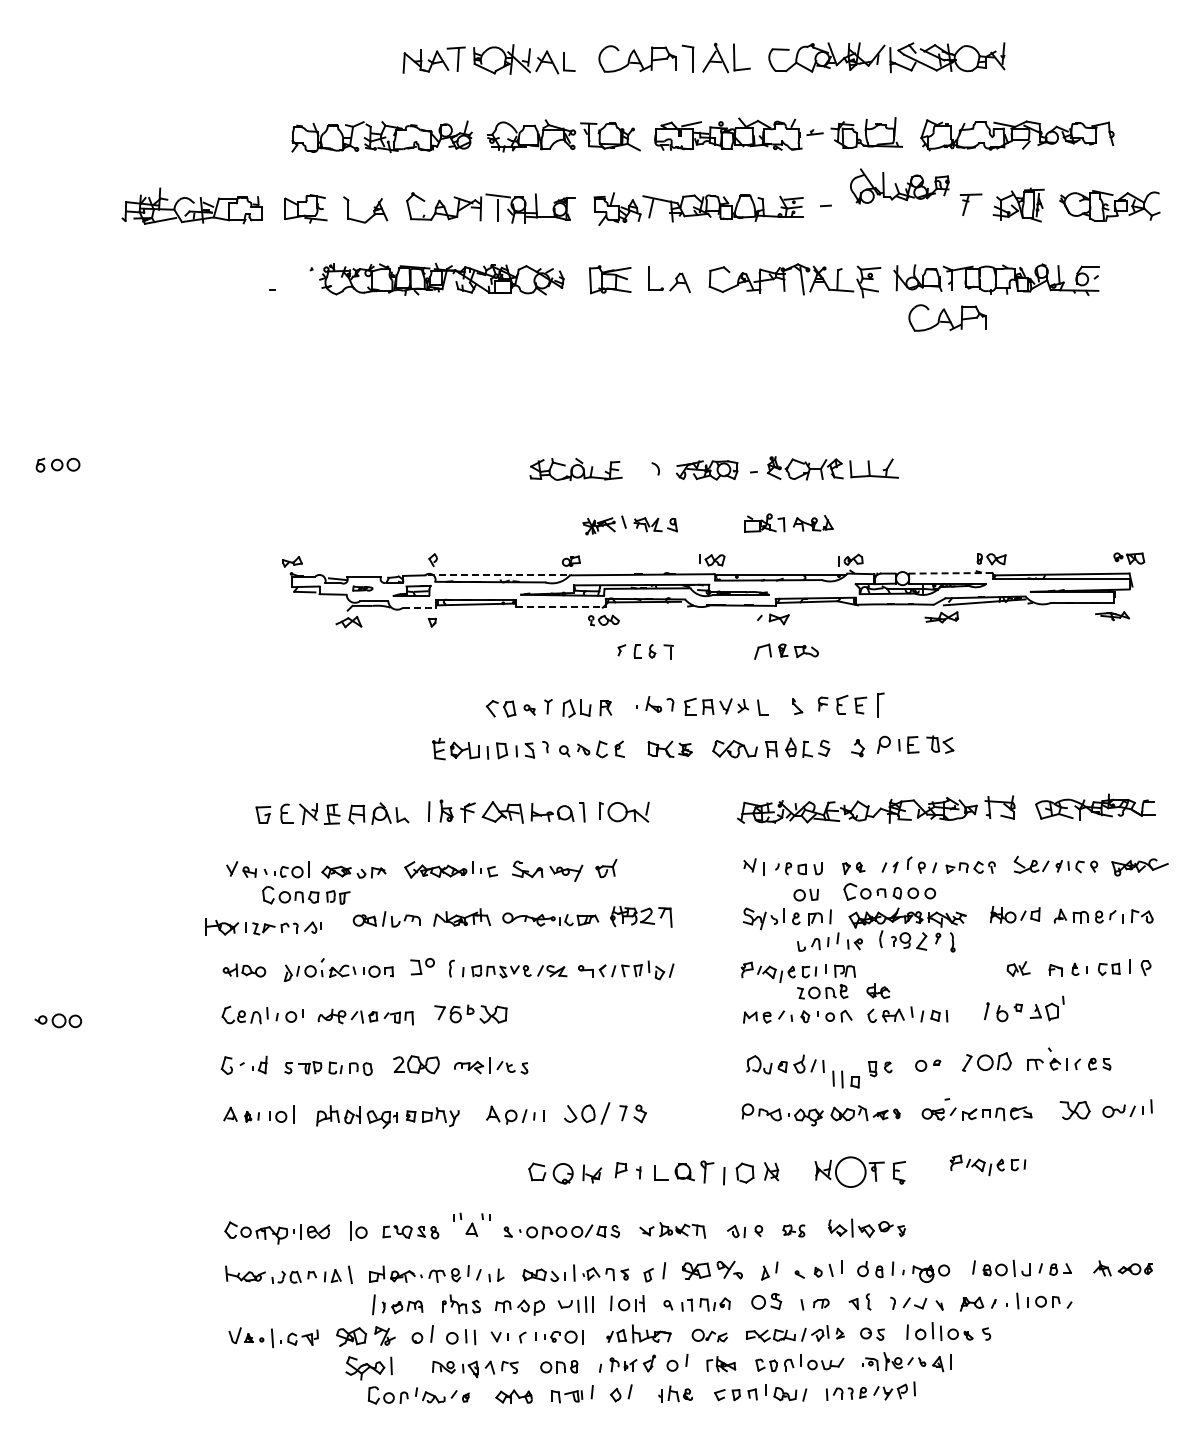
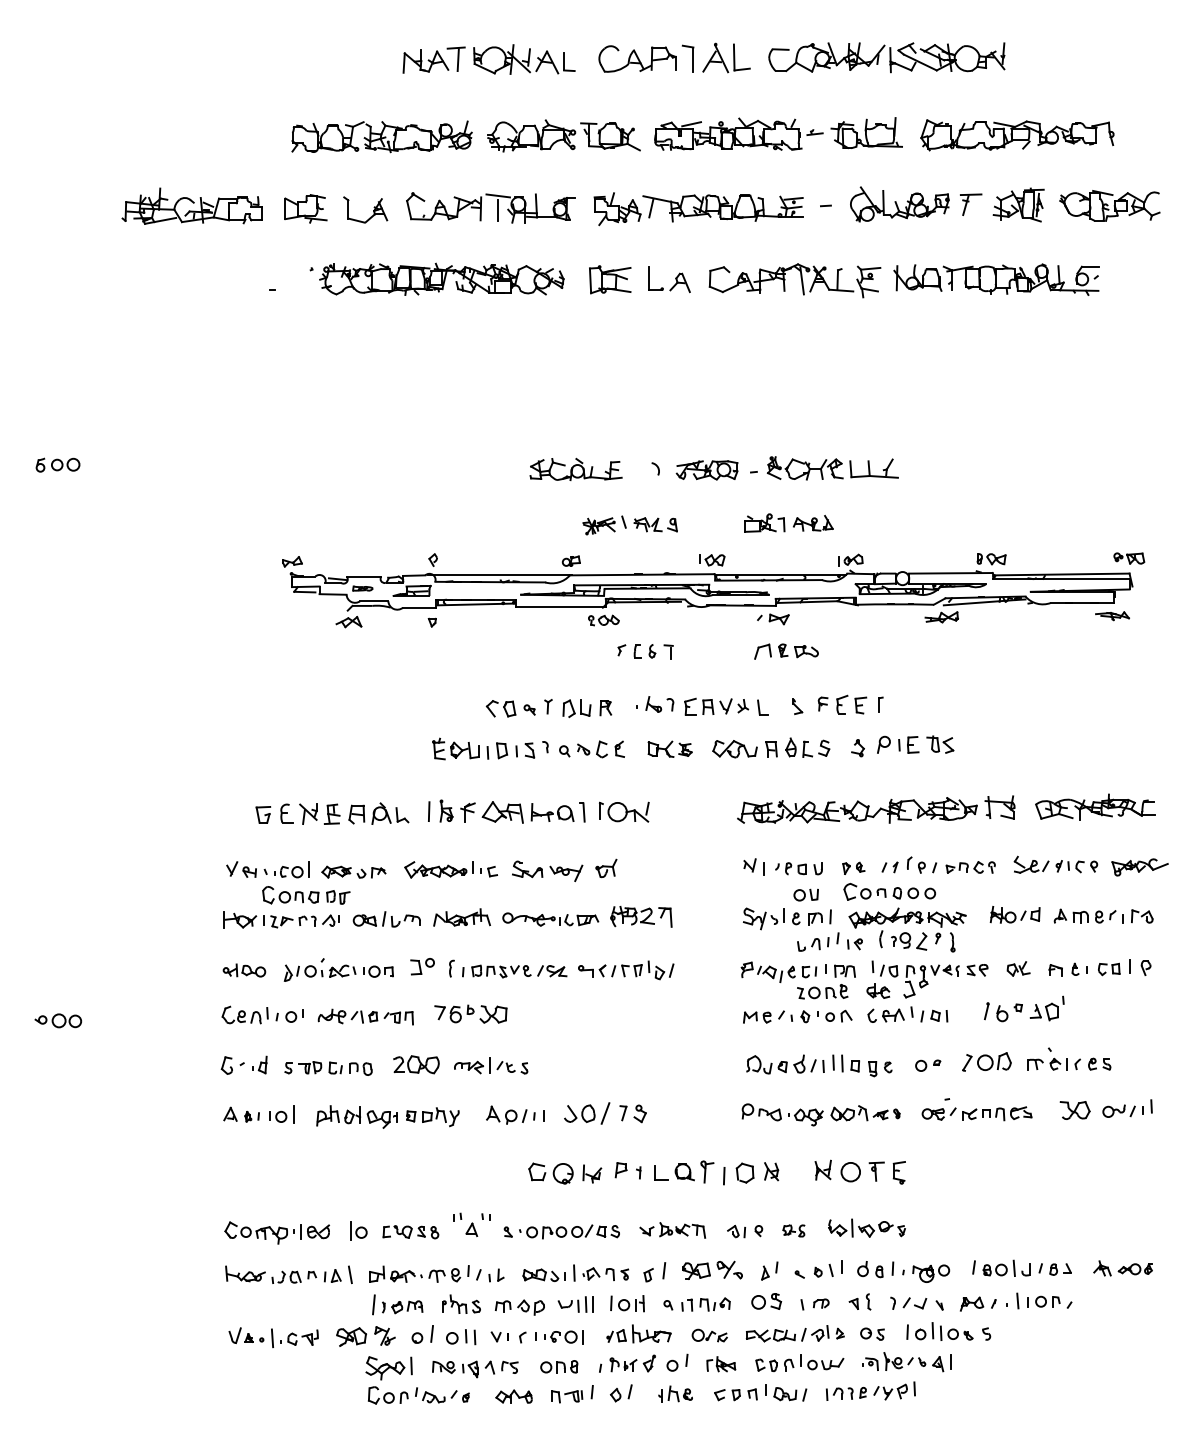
part position: (899, 186) -> (899, 204) (899, 204)
part: present -> none (947, 317)
line: dashed -> solid (950, 573)
line: dashed -> solid (500, 574)
line: dashed -> solid (419, 607)
line: dashed -> solid (560, 607)
part size: 8x26 px -> 6x17 px (880, 704)
part position: (263, 926) -> (281, 919) (281, 919)
part: none -> present (929, 979)
part position: (846, 1079) -> (846, 1063) (846, 1063)
part: present -> none (987, 1164)
circle diameter: 30 px -> 19 px (850, 1171)
part position: (368, 1368) -> (388, 1368) (388, 1368)
